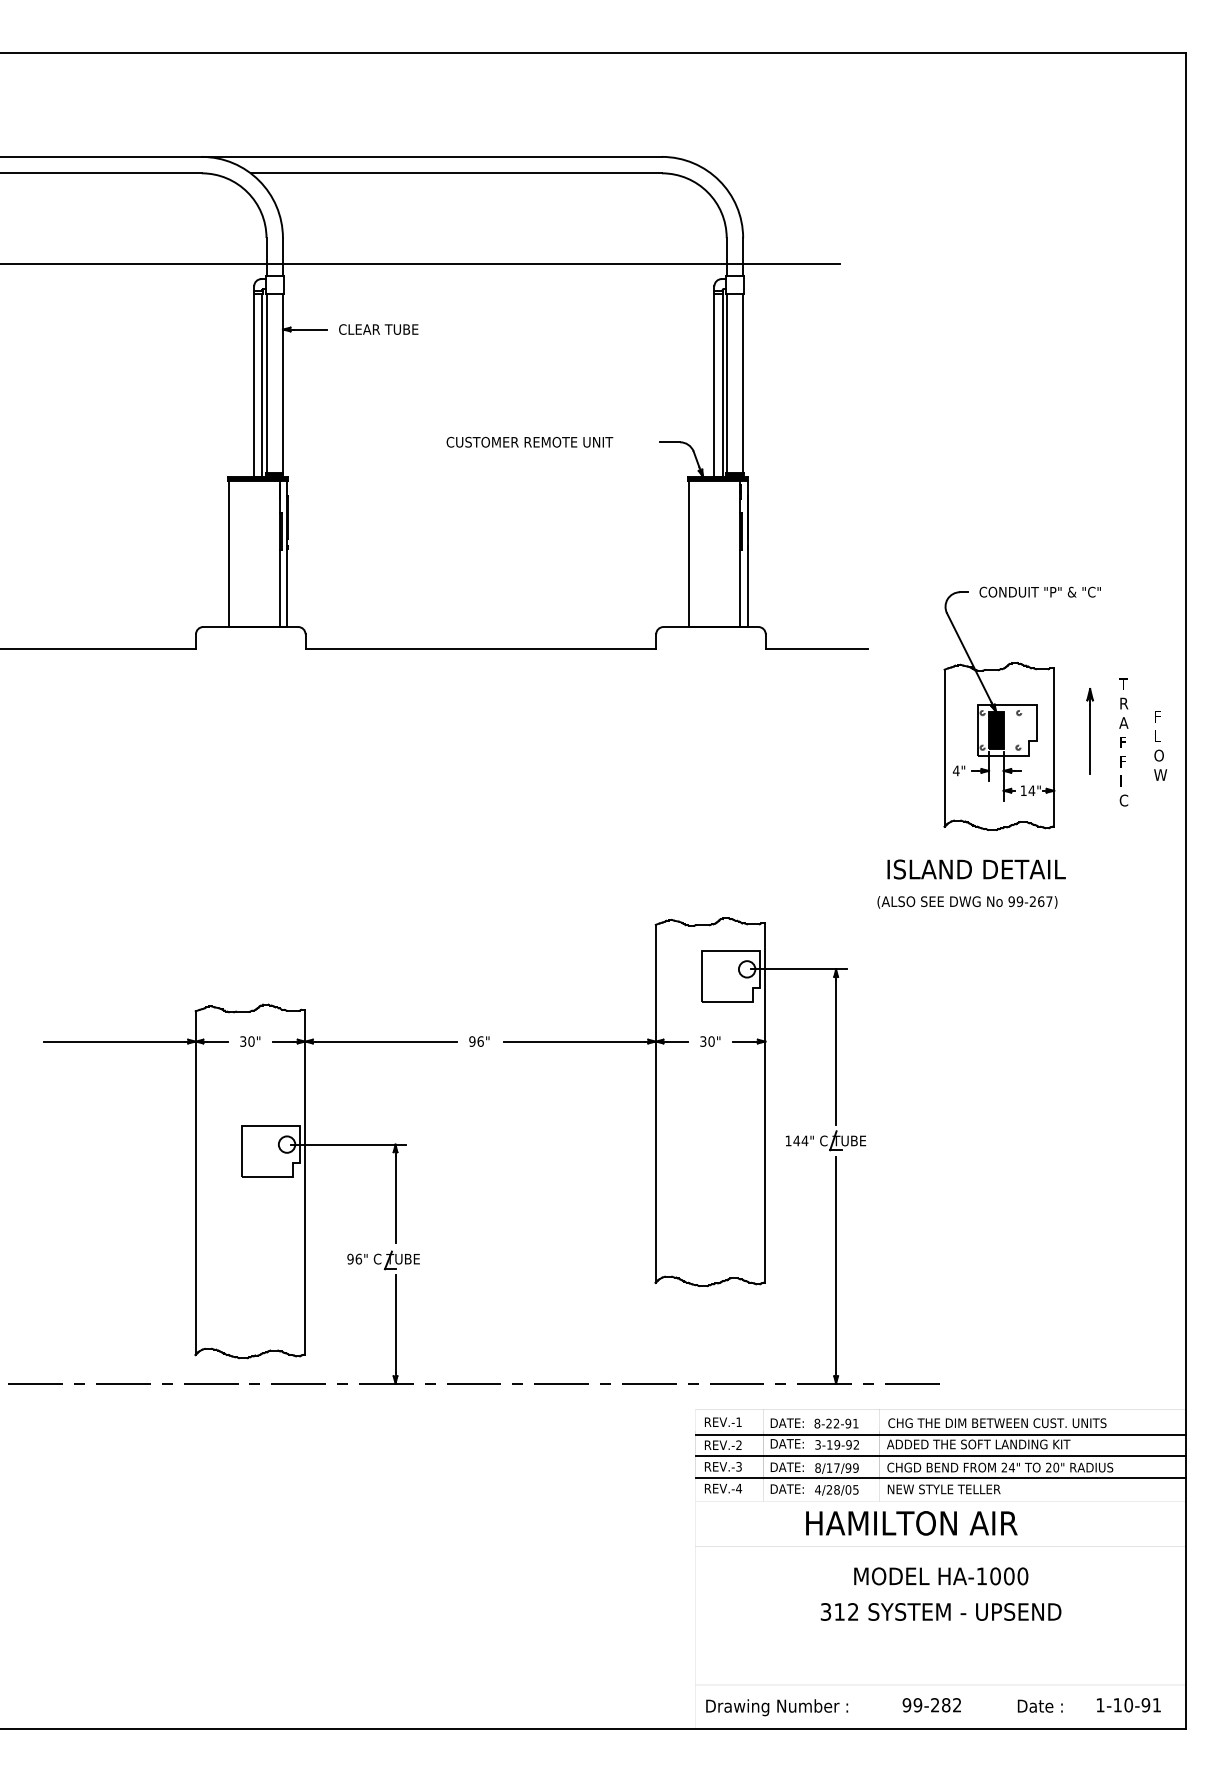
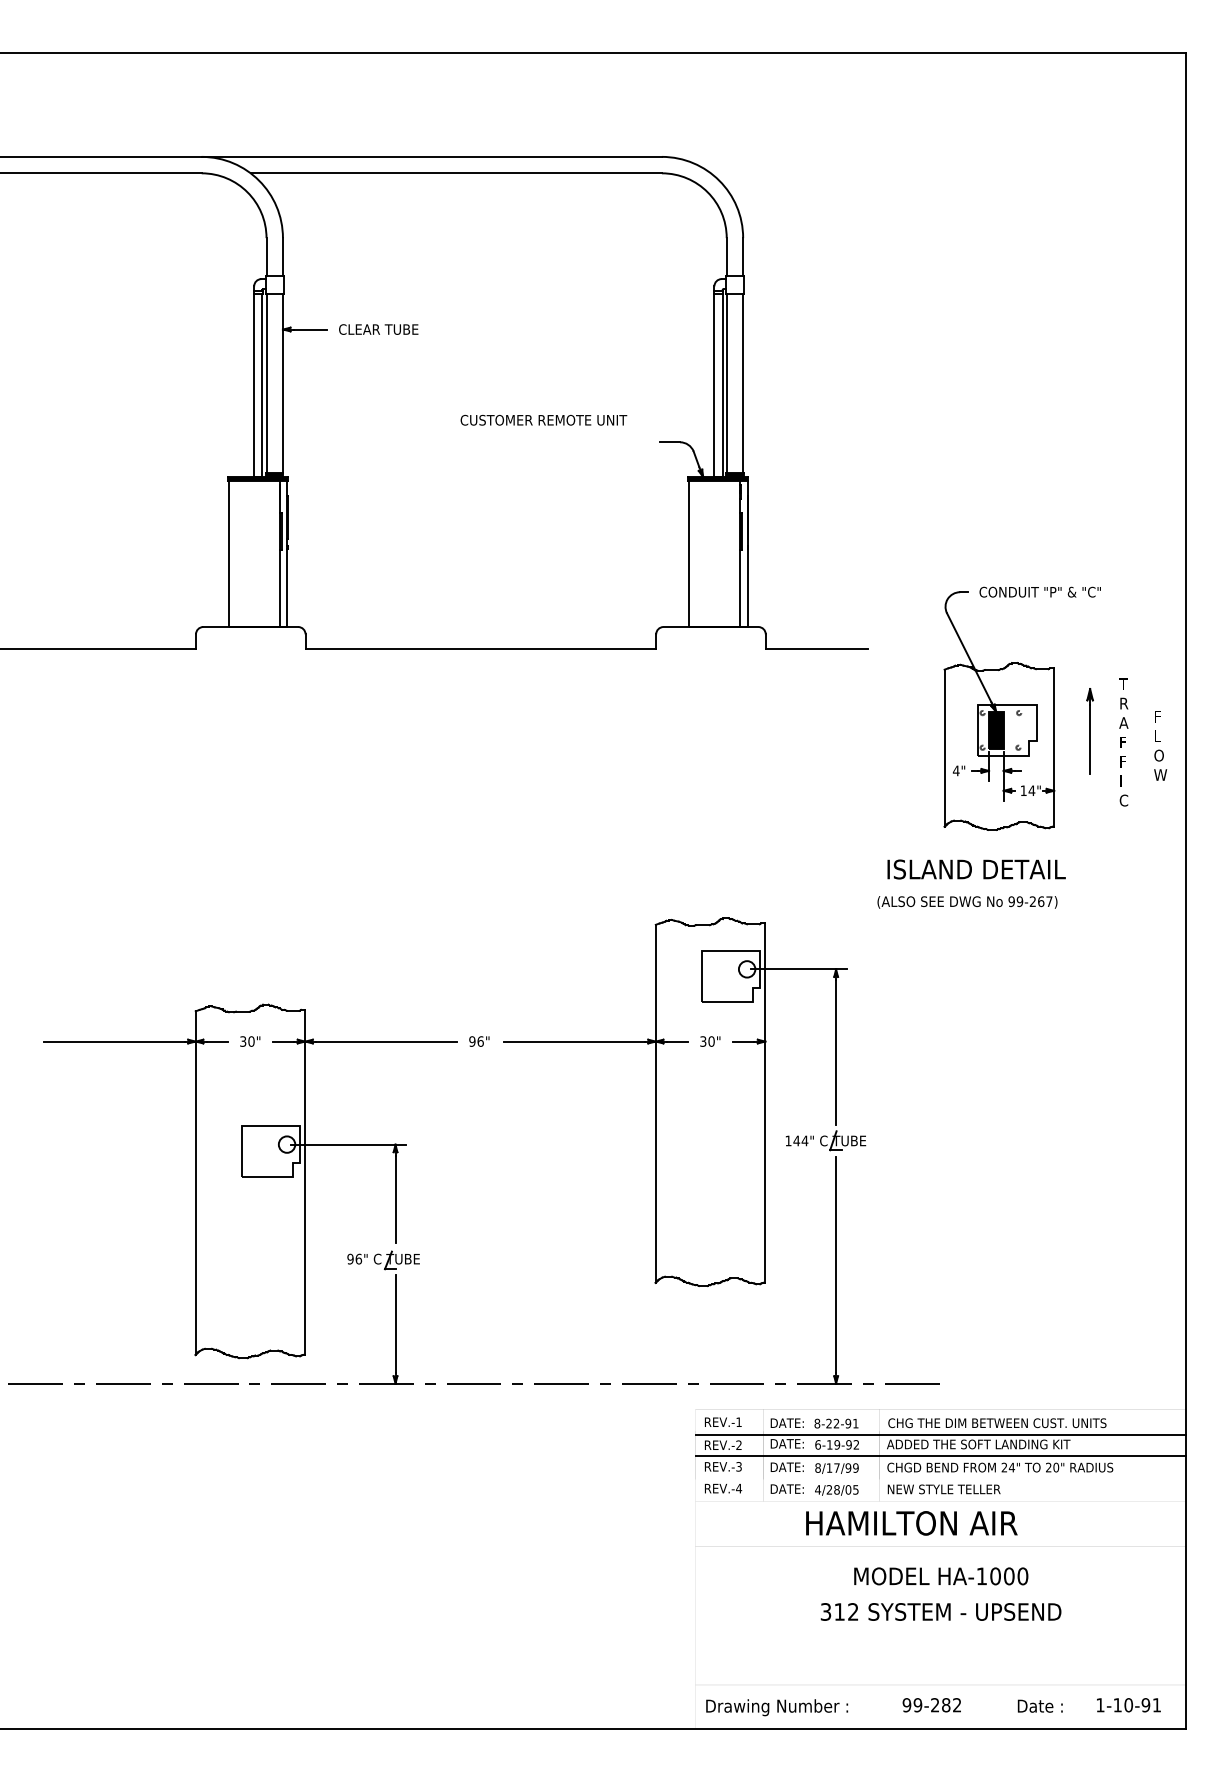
line: present -> none (420, 264)
text position: (529, 441) -> (543, 419) (543, 419)
text: 3-19-92 -> 6-19-92 (817, 1444)
line: present -> none (940, 1478)
